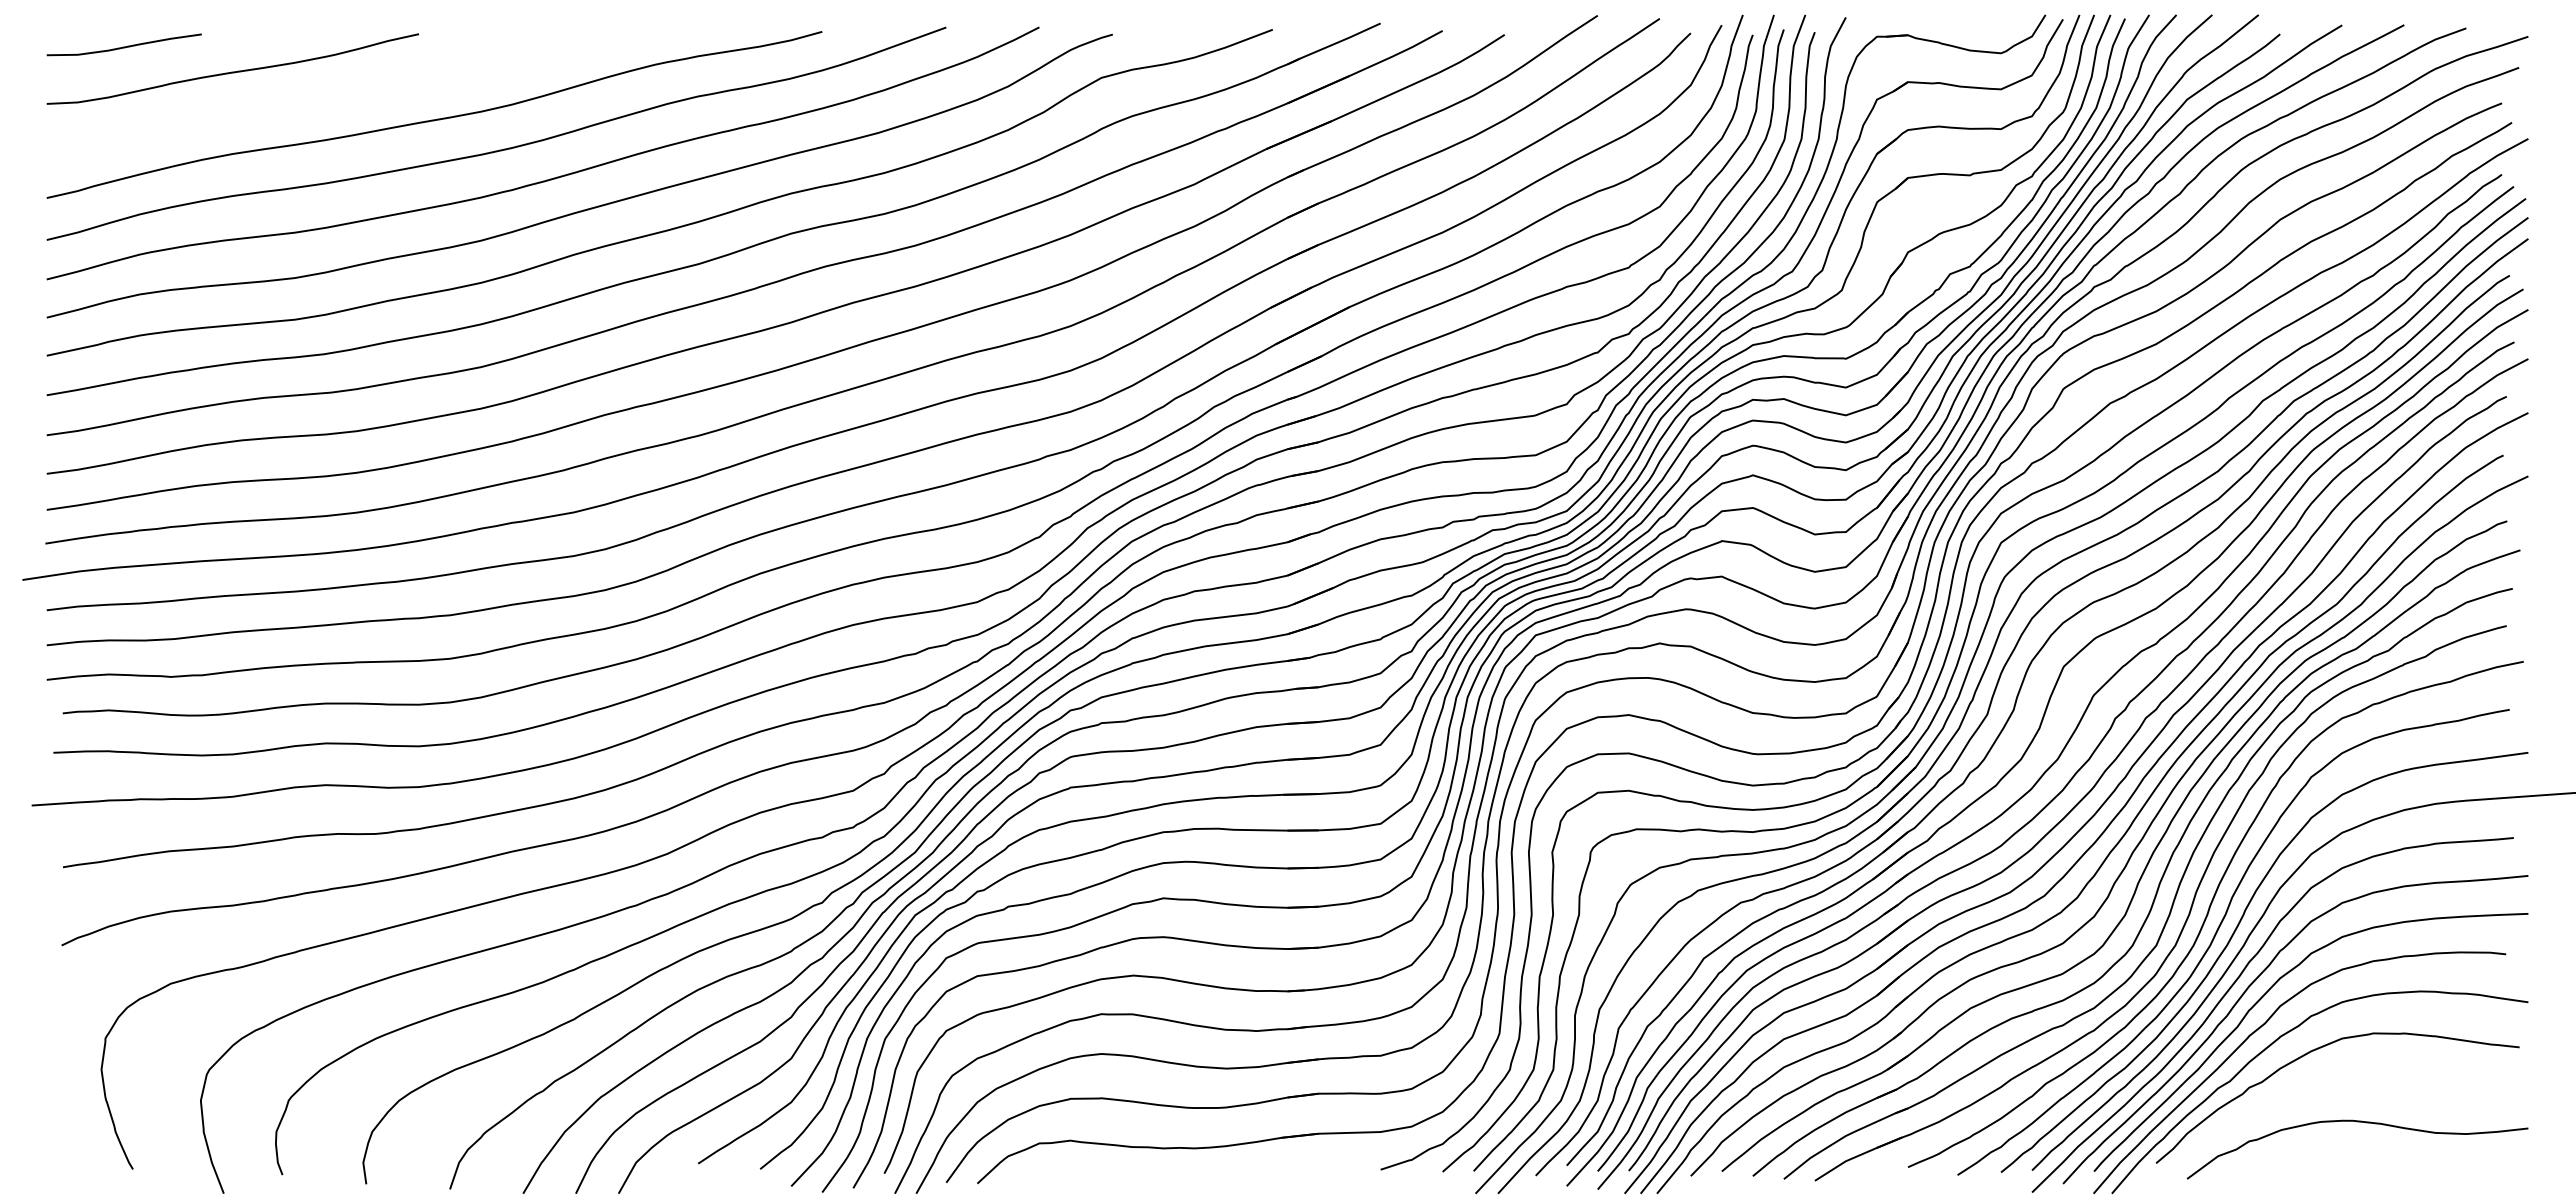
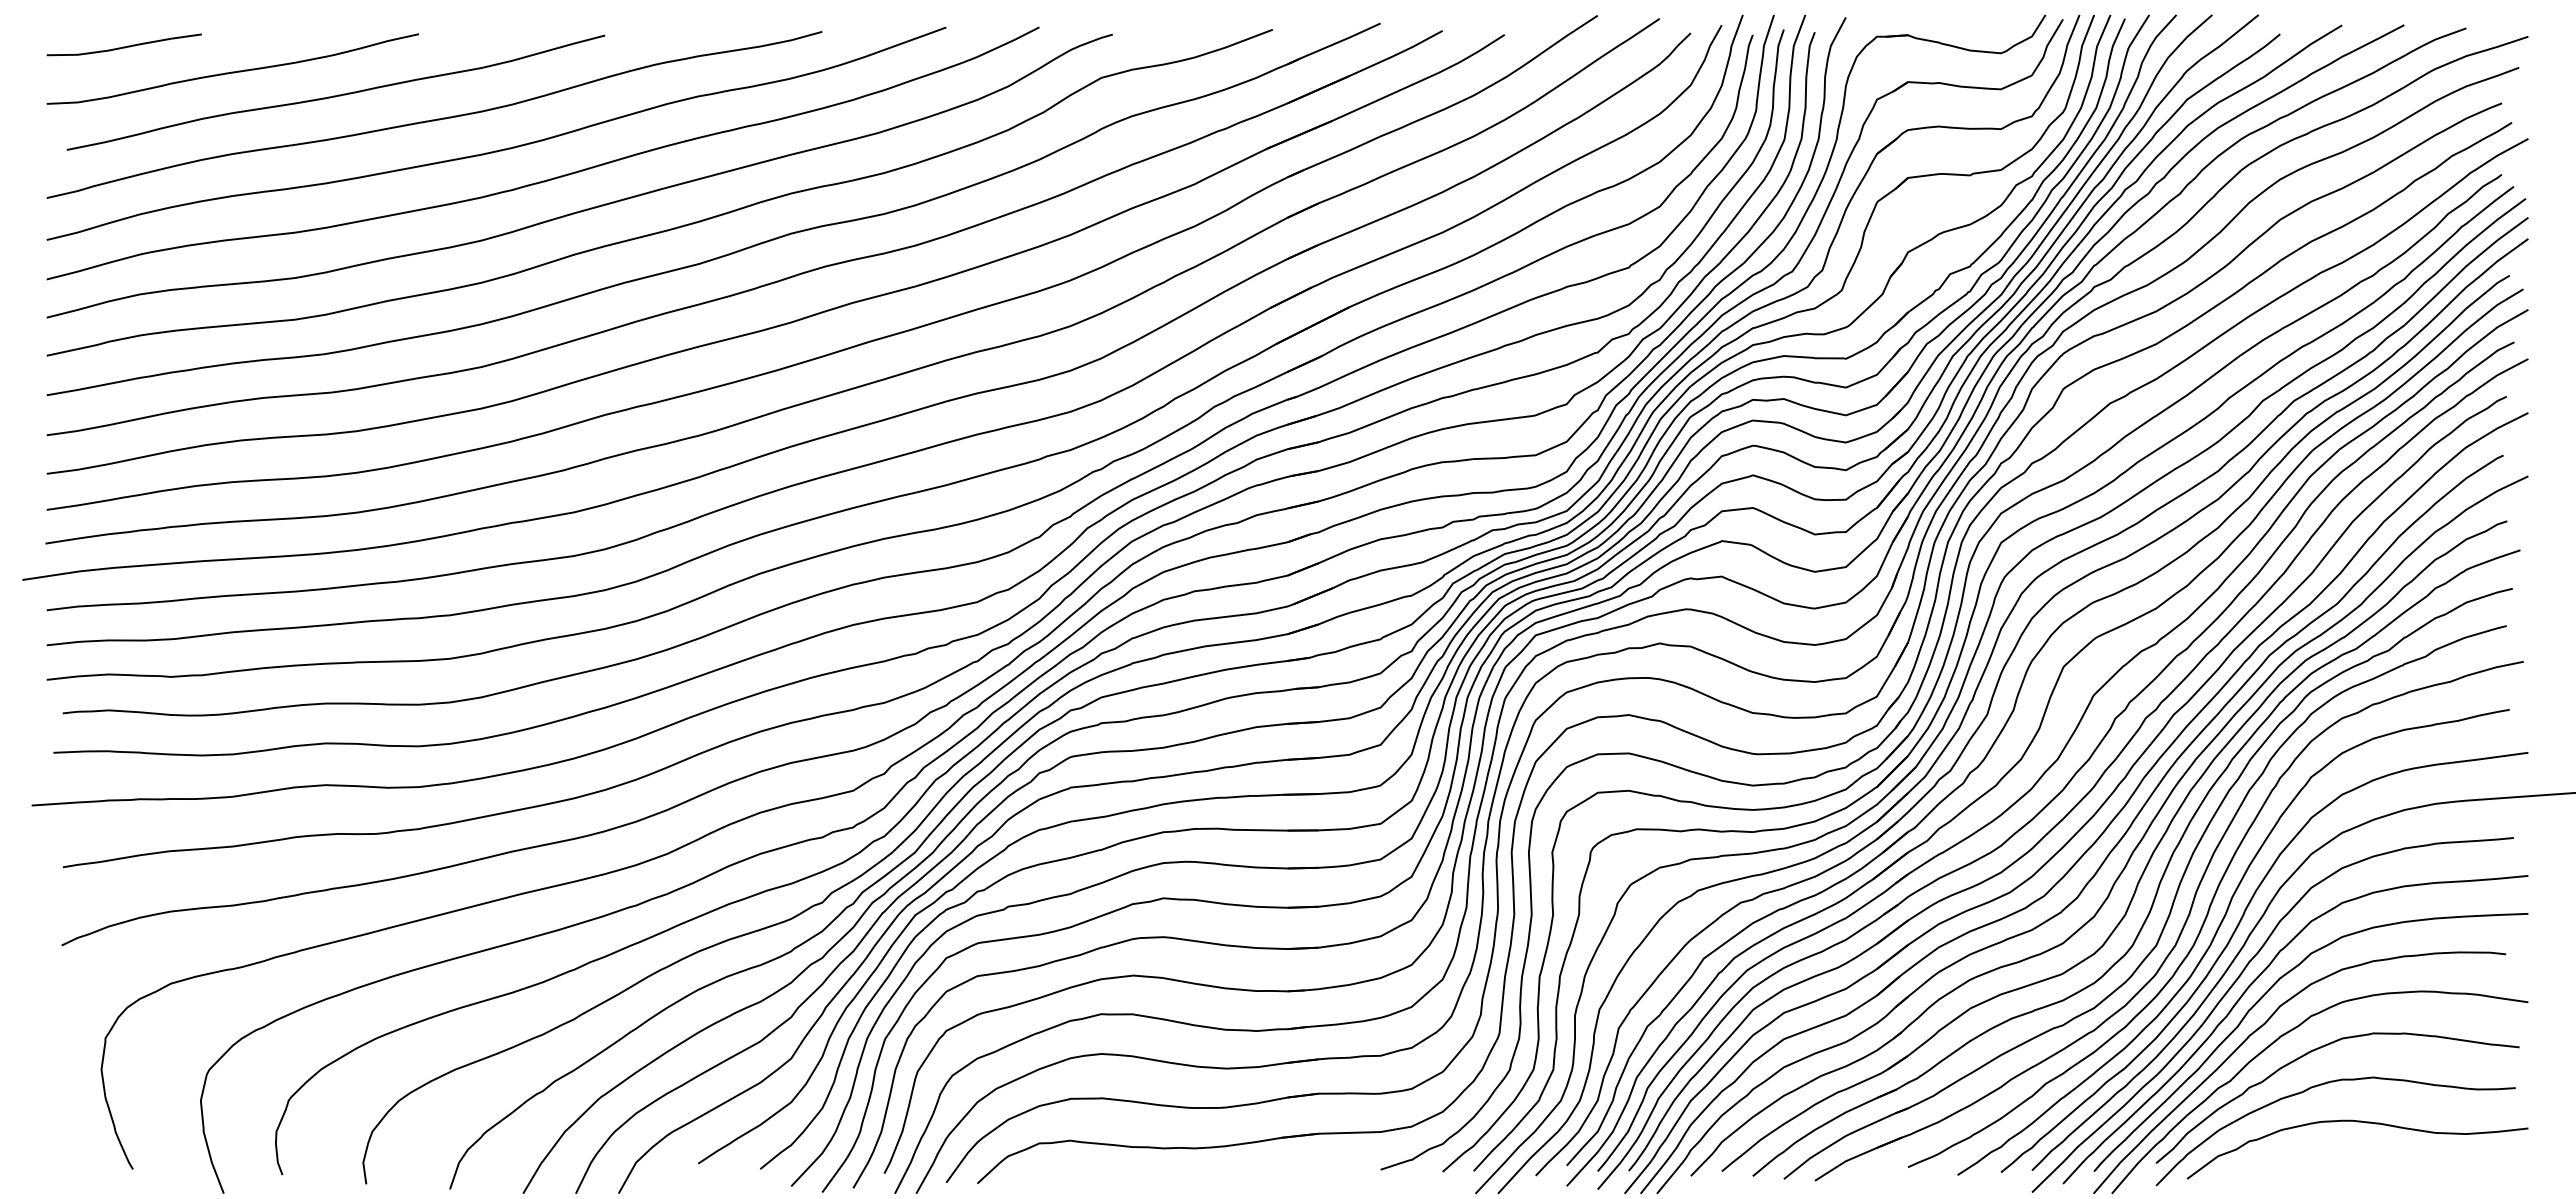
curve: none -> present (335, 95)
curve: none -> present (2322, 1085)
